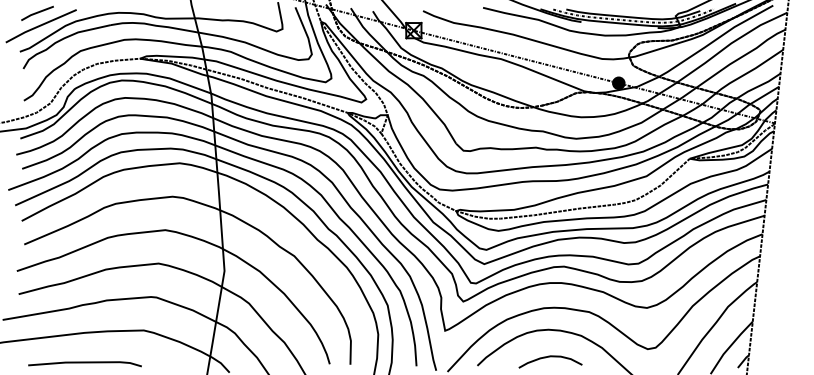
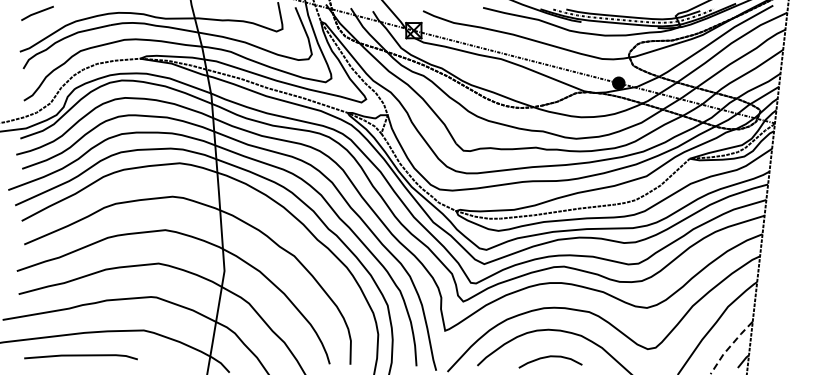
line: present -> none (40, 26)
line: solid -> dashed (729, 346)
line position: (84, 363) -> (80, 356) (80, 356)
